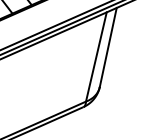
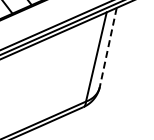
line: solid -> dashed (108, 47)
